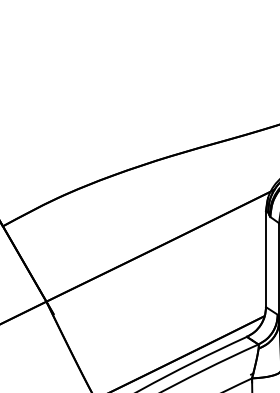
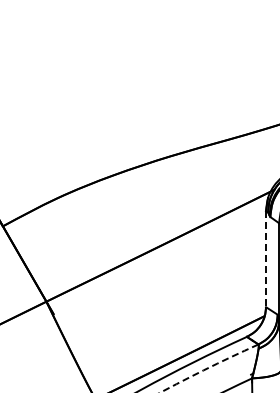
line: solid -> dashed (266, 259)
arc: solid -> dashed (207, 368)
